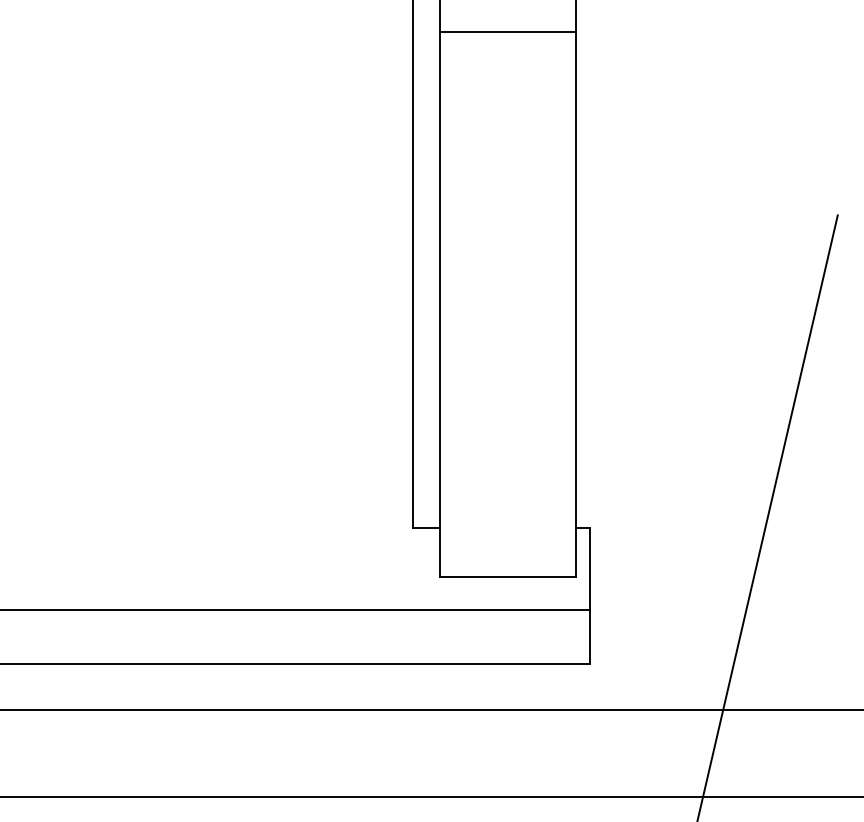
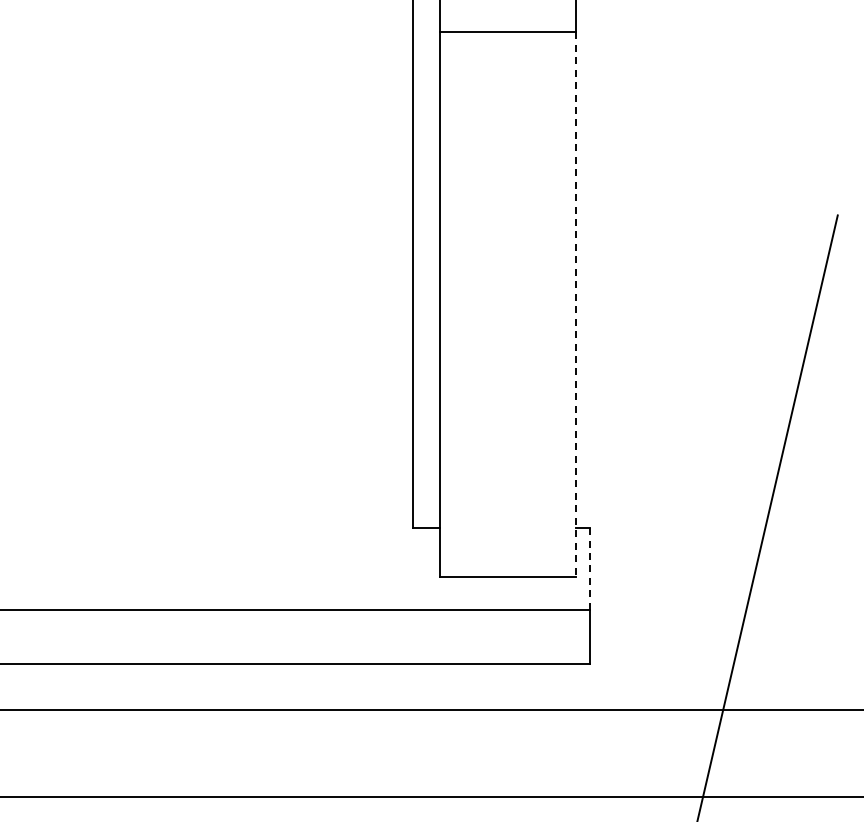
line: solid -> dashed (576, 305)
line: solid -> dashed (589, 568)
